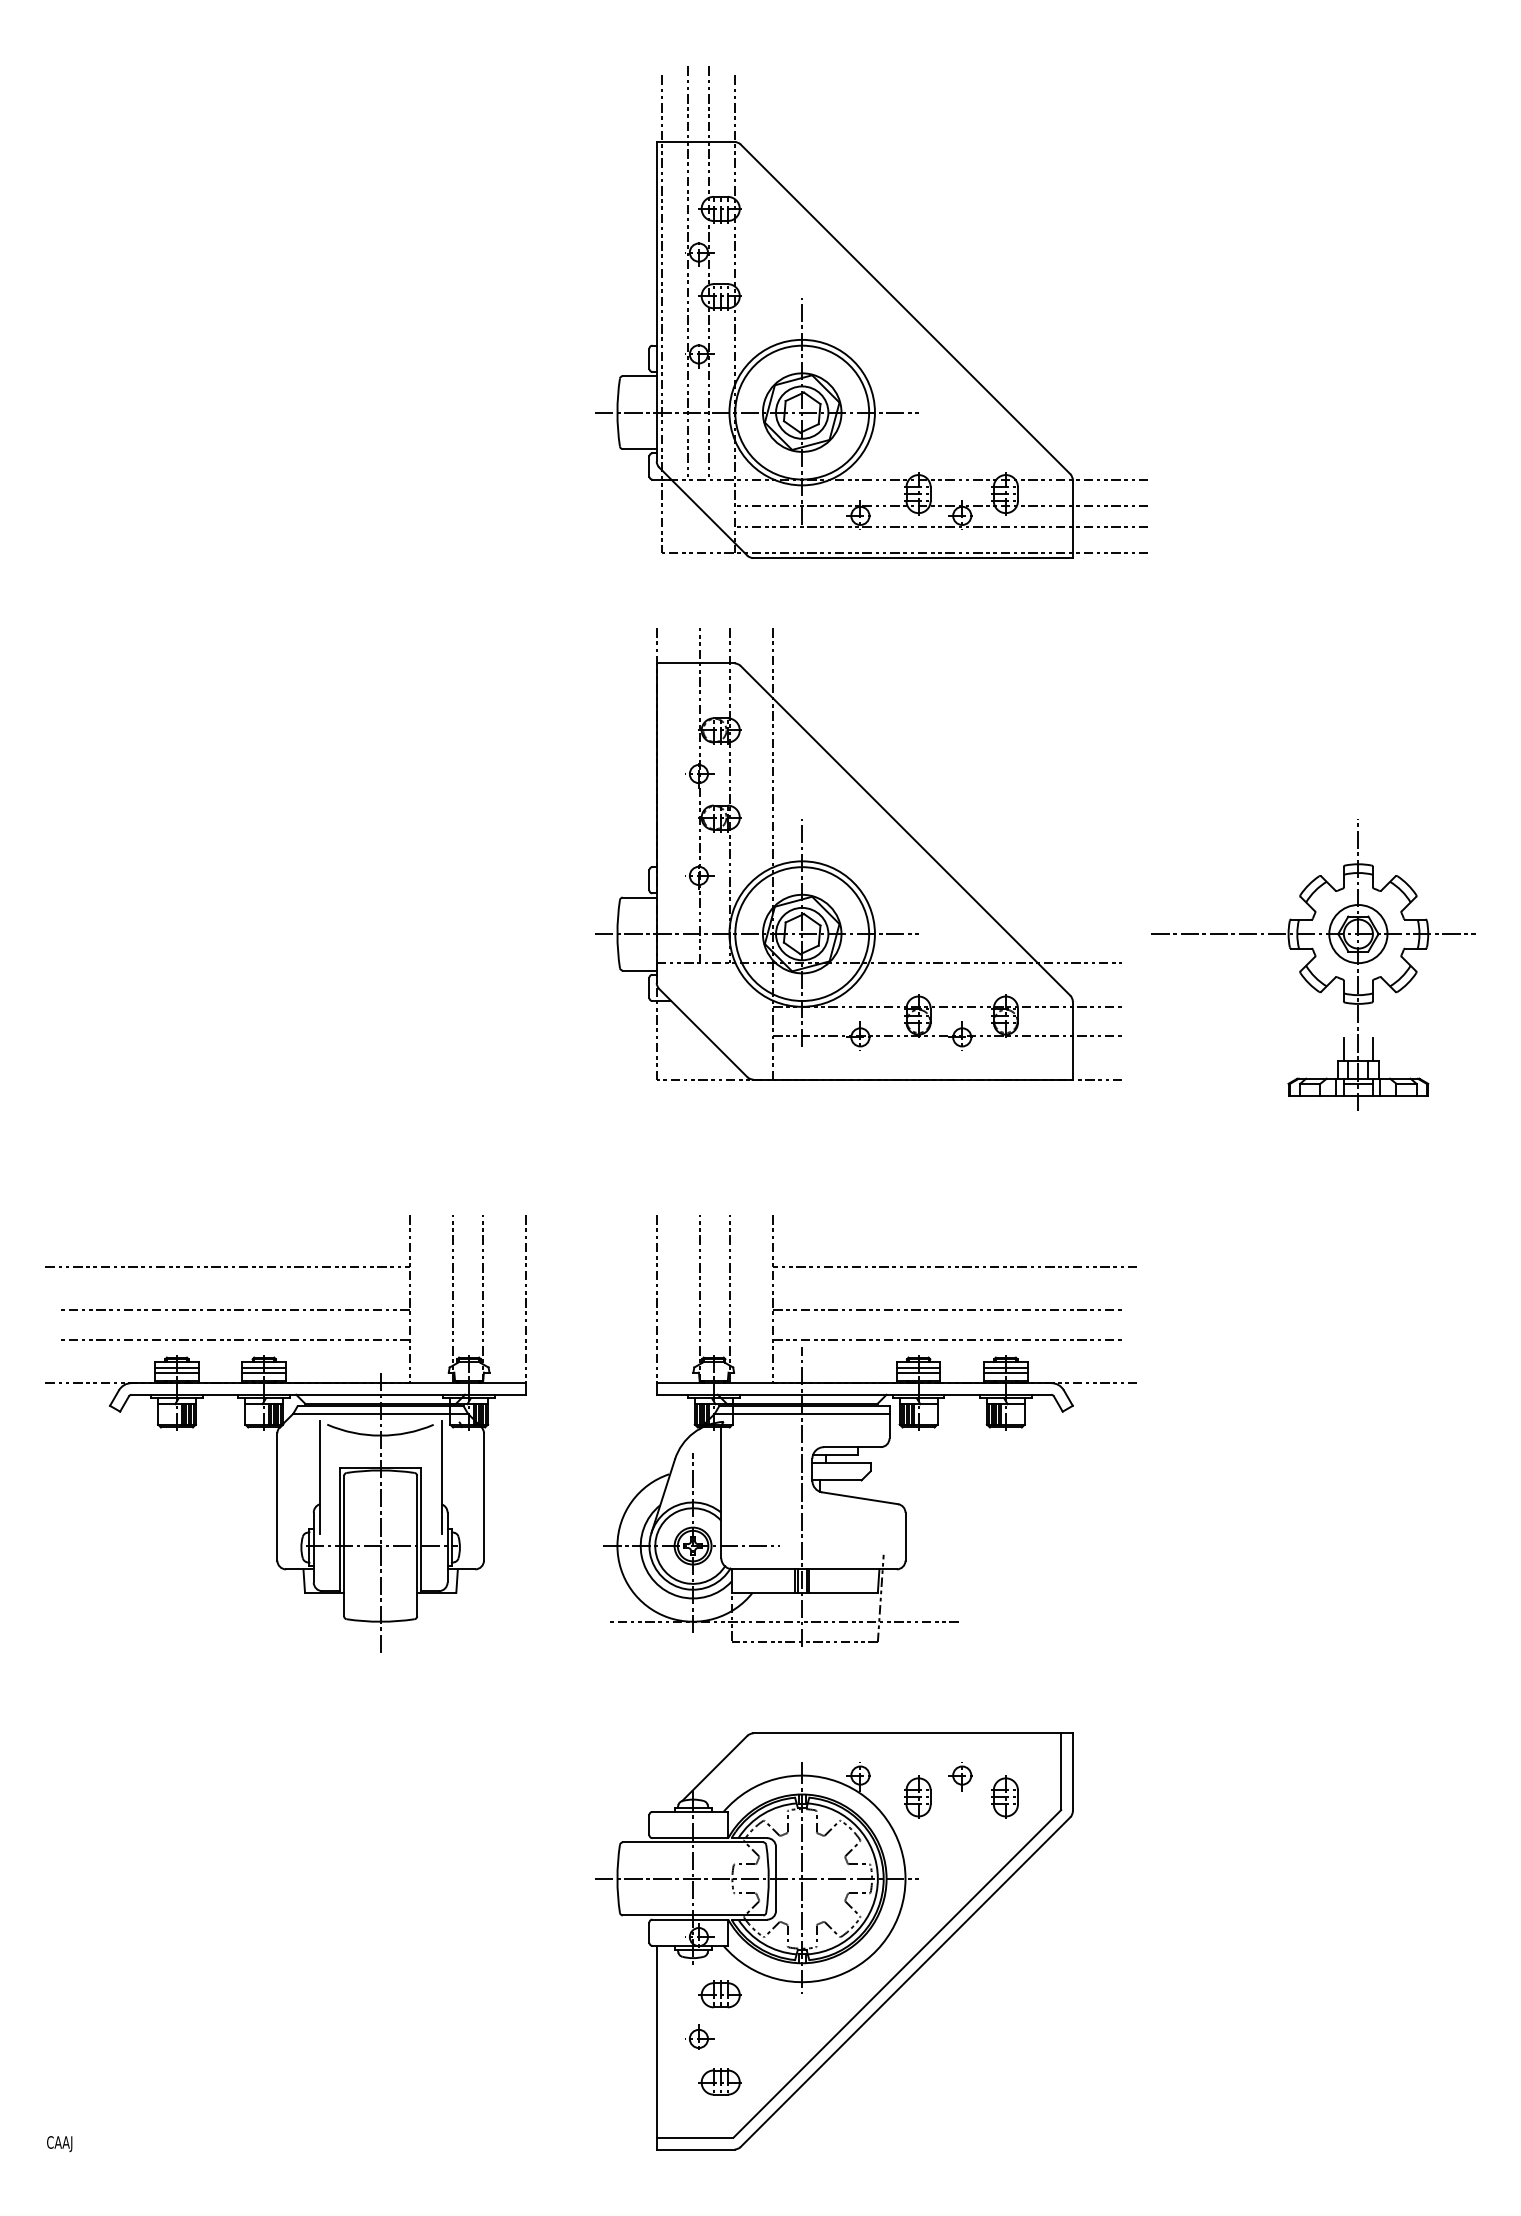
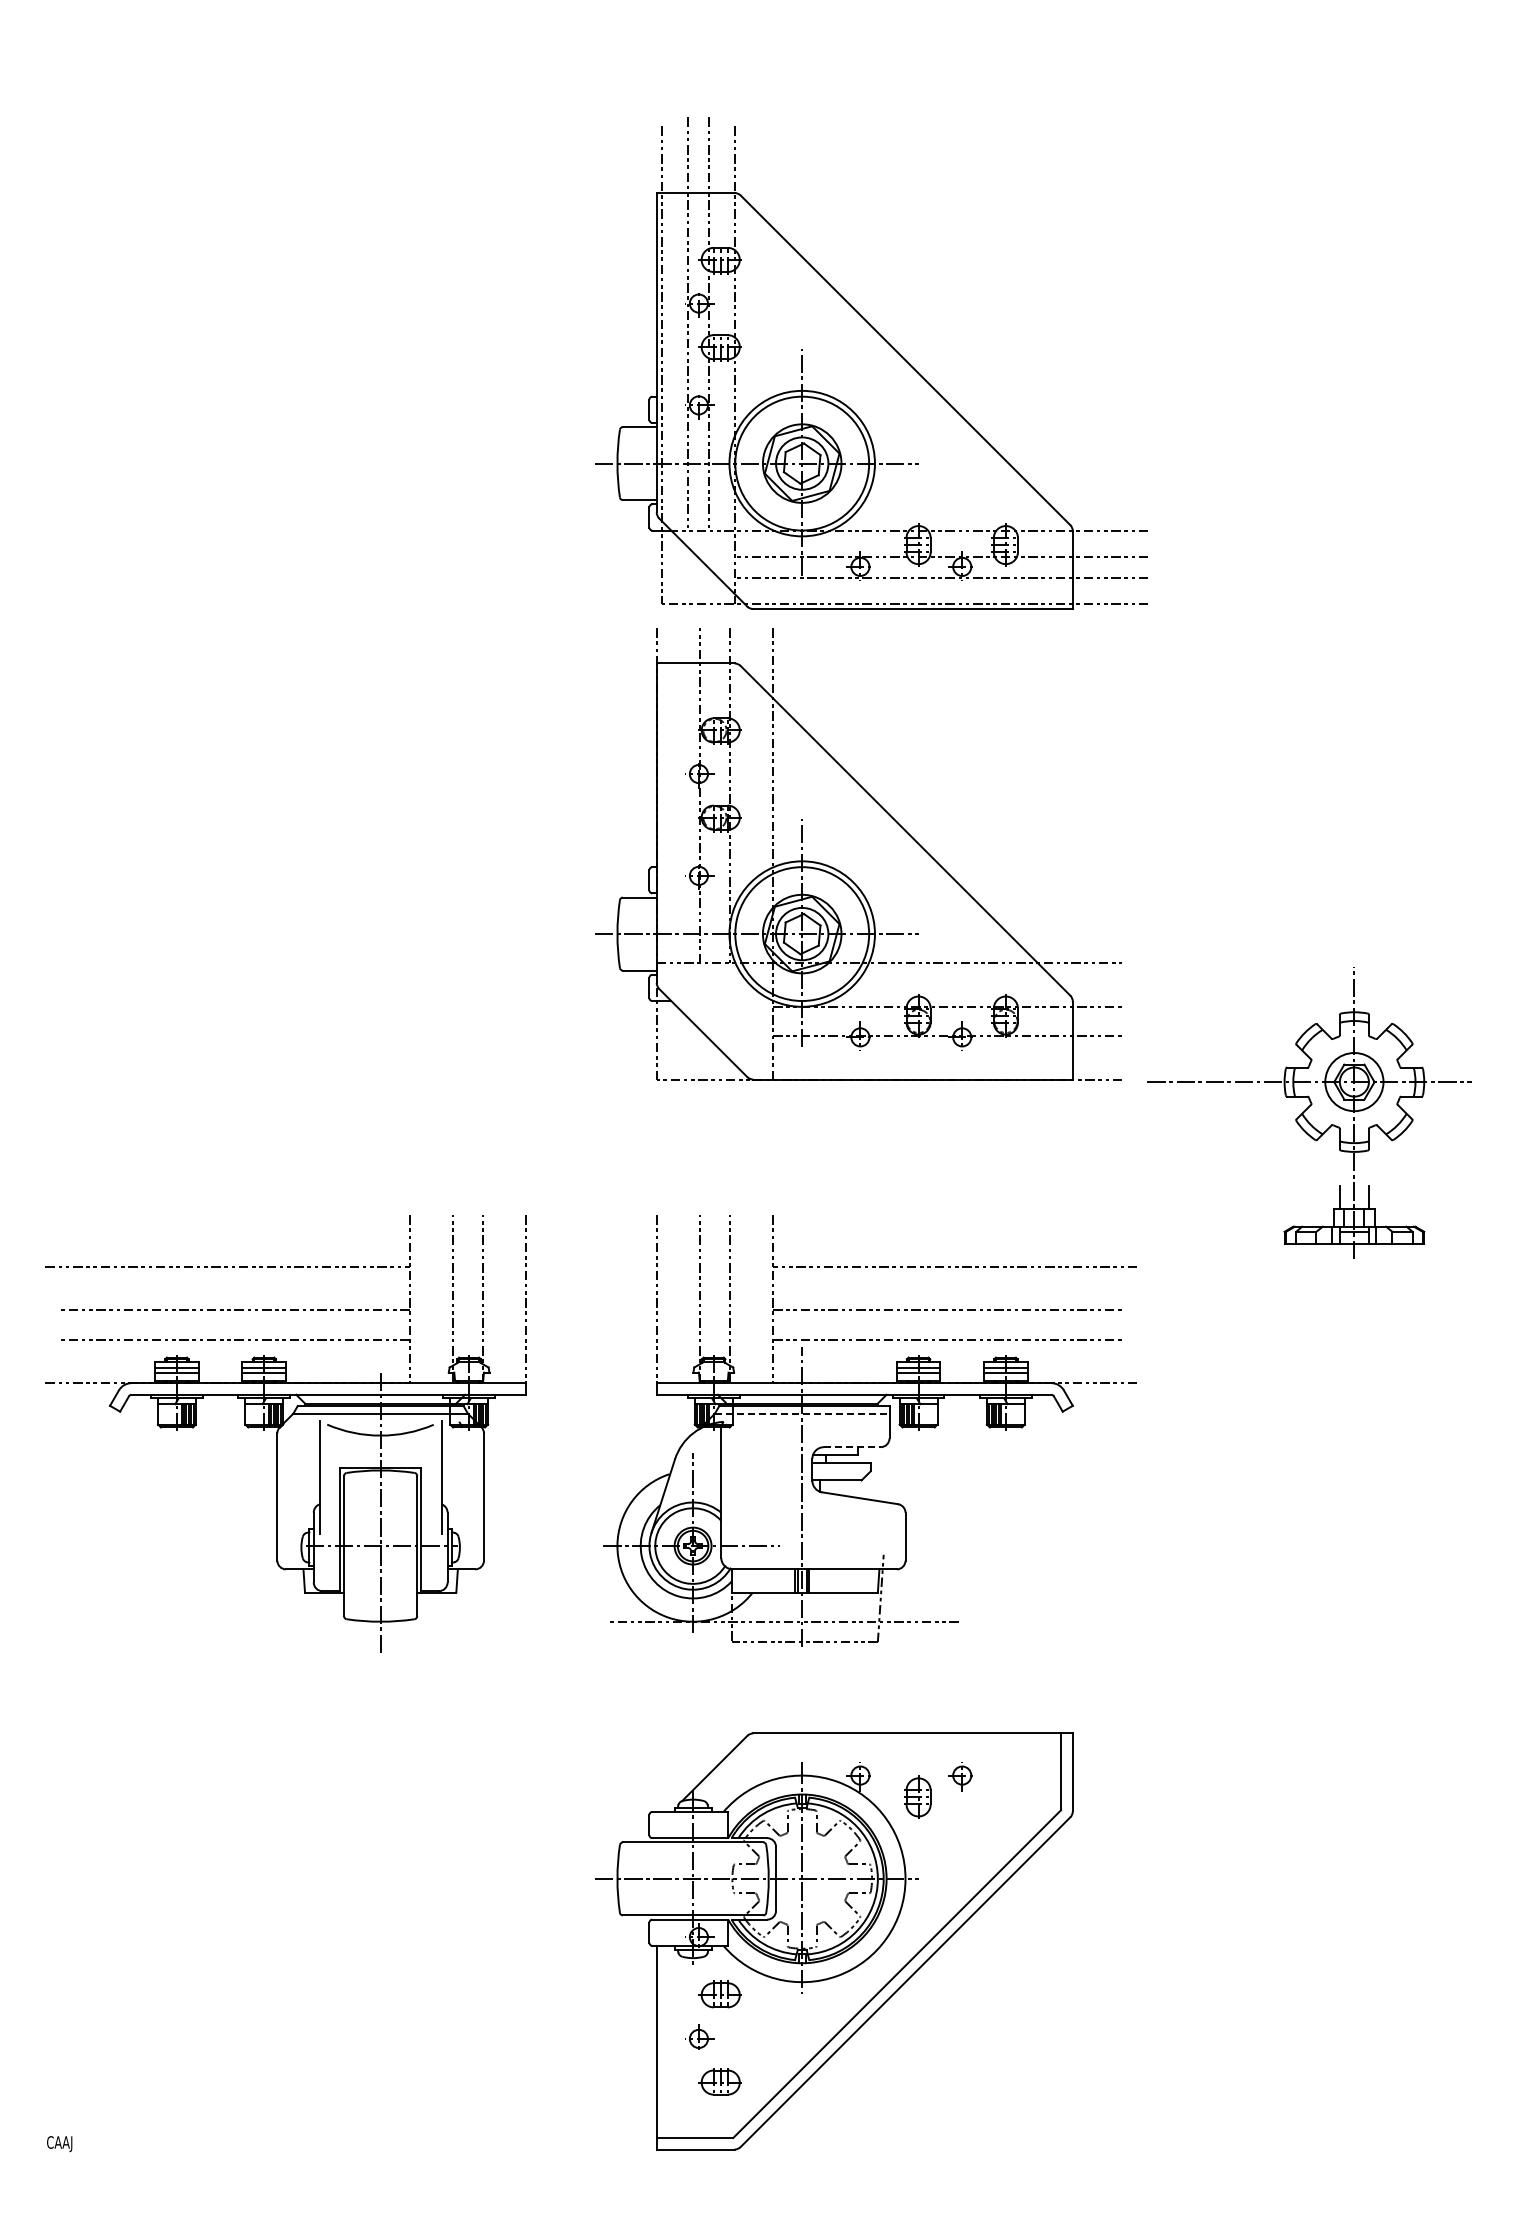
part position: (871, 312) -> (871, 363) (871, 363)
part position: (1313, 964) -> (1309, 1112) (1309, 1112)
line: solid -> dashed (802, 1413)
line: solid -> dashed (852, 1447)
part: present -> none (1004, 1796)
